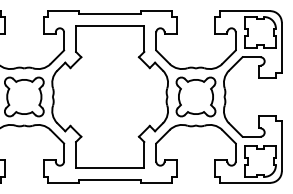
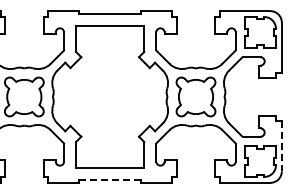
line: solid -> dashed (281, 146)
line: solid -> dashed (109, 179)
